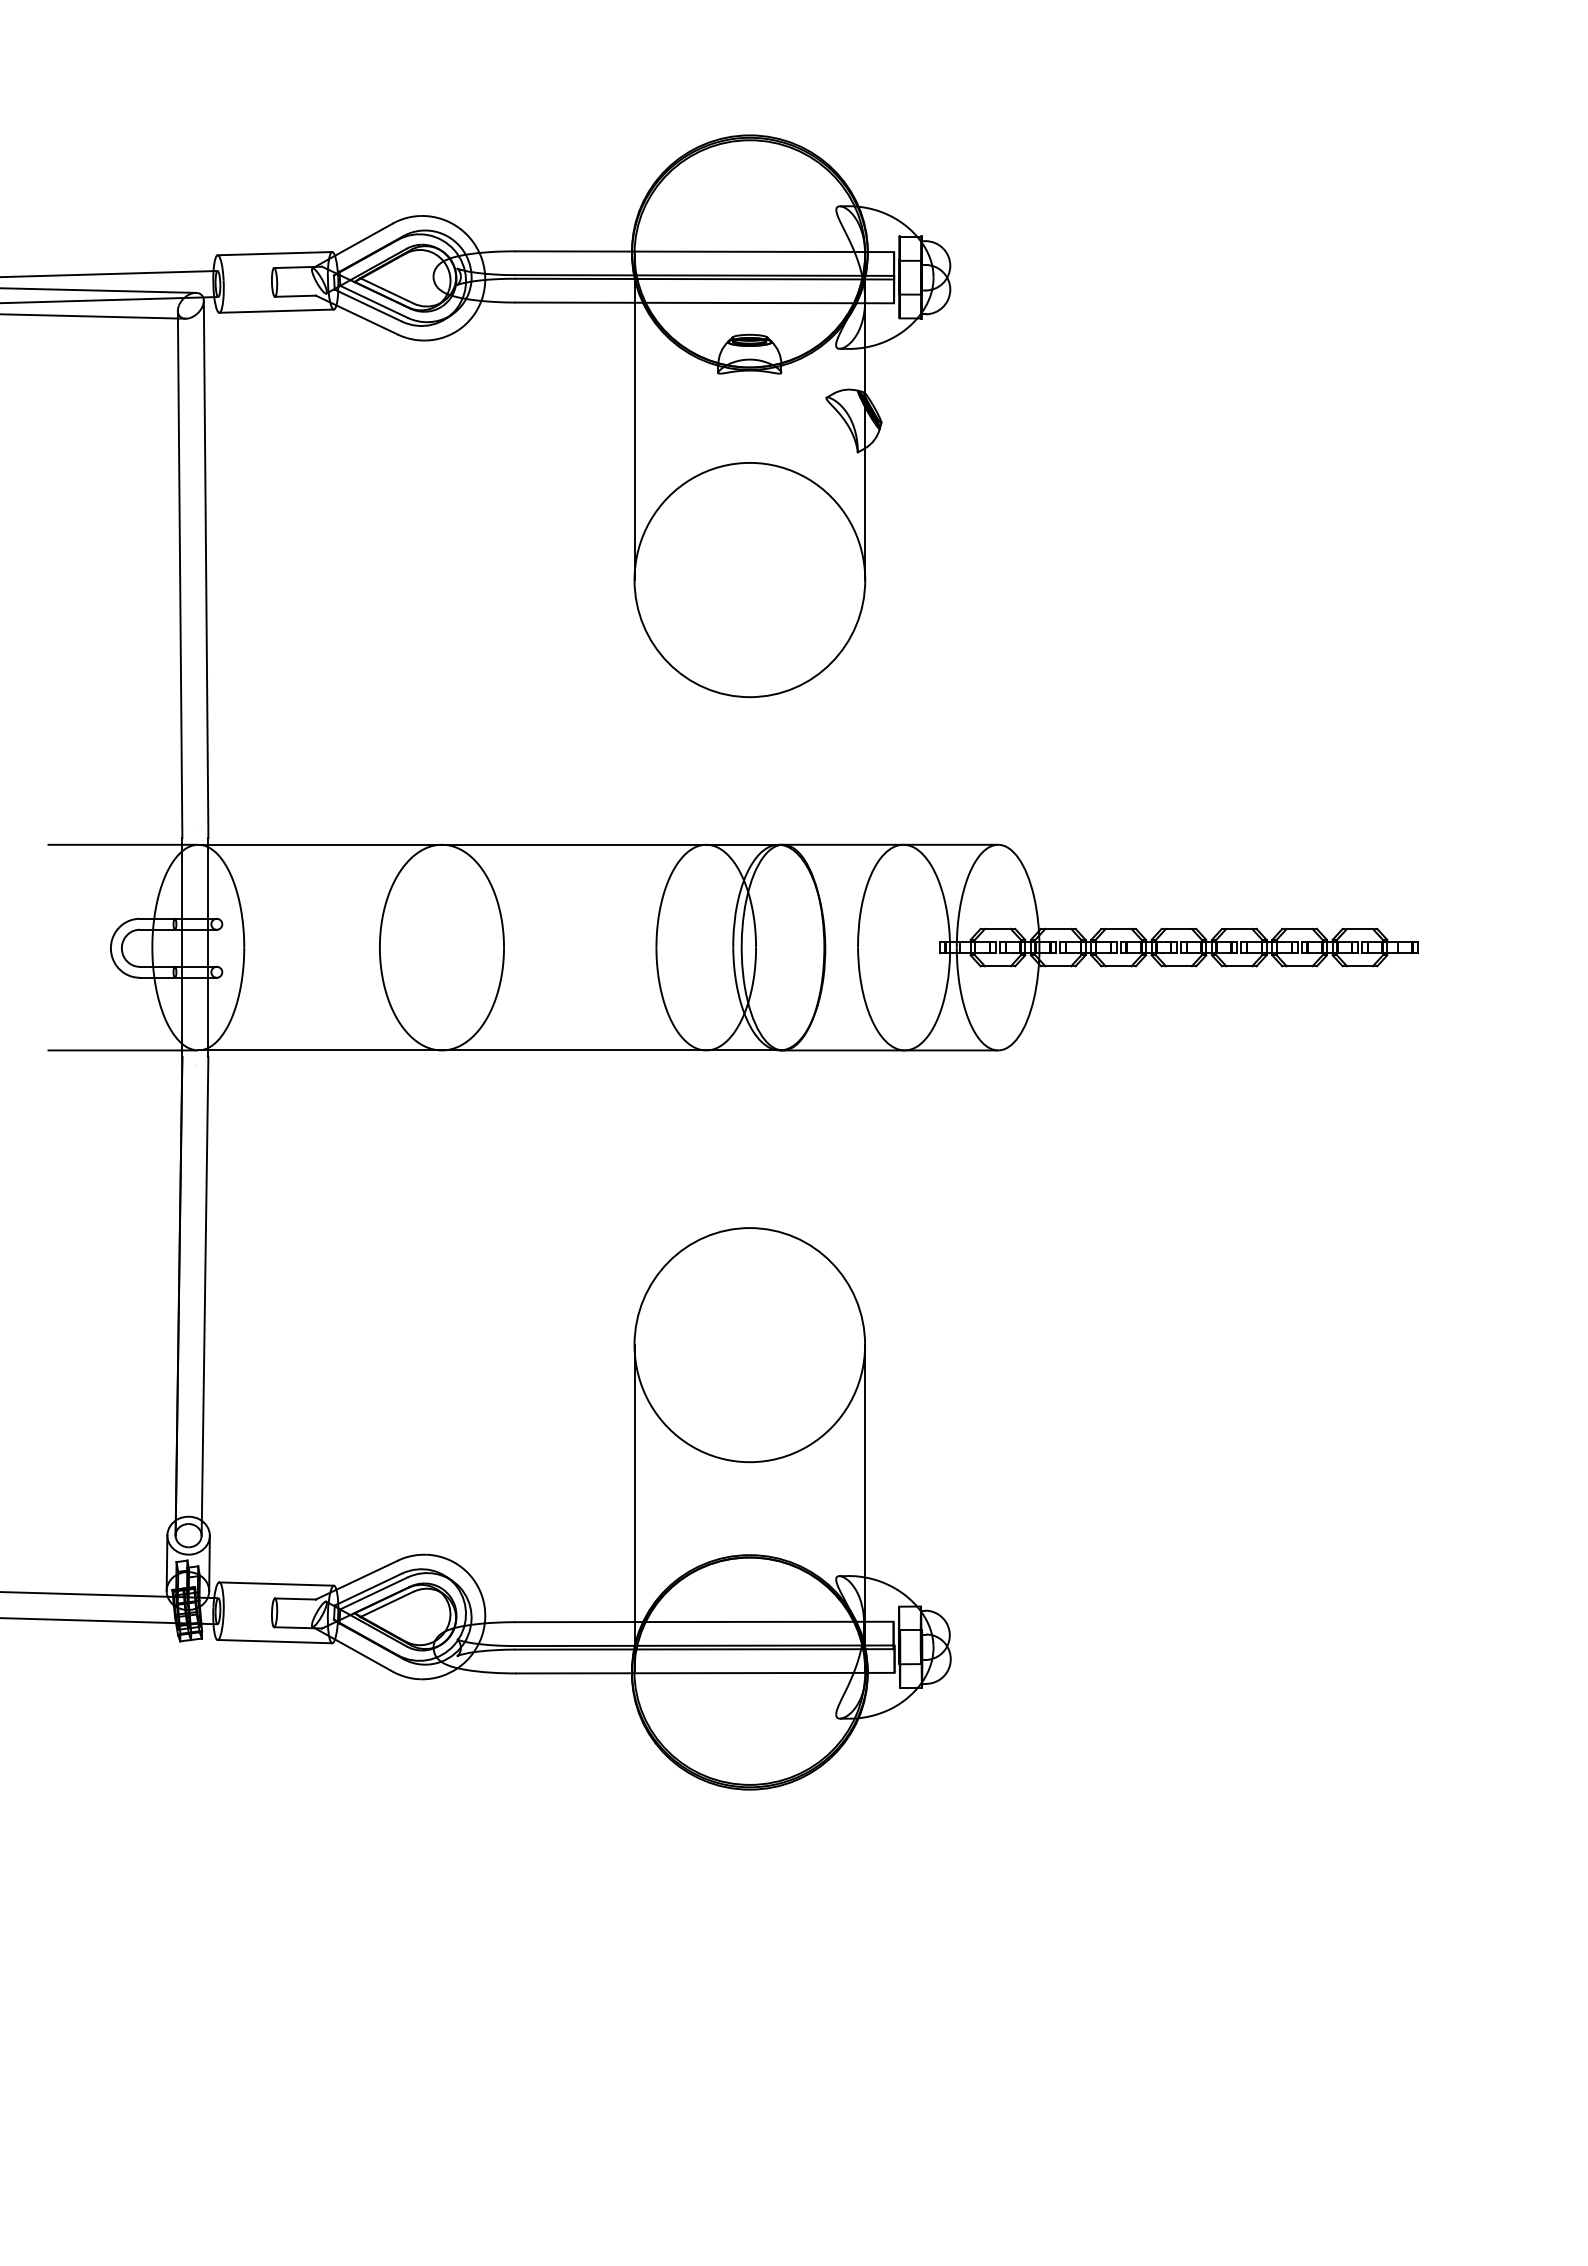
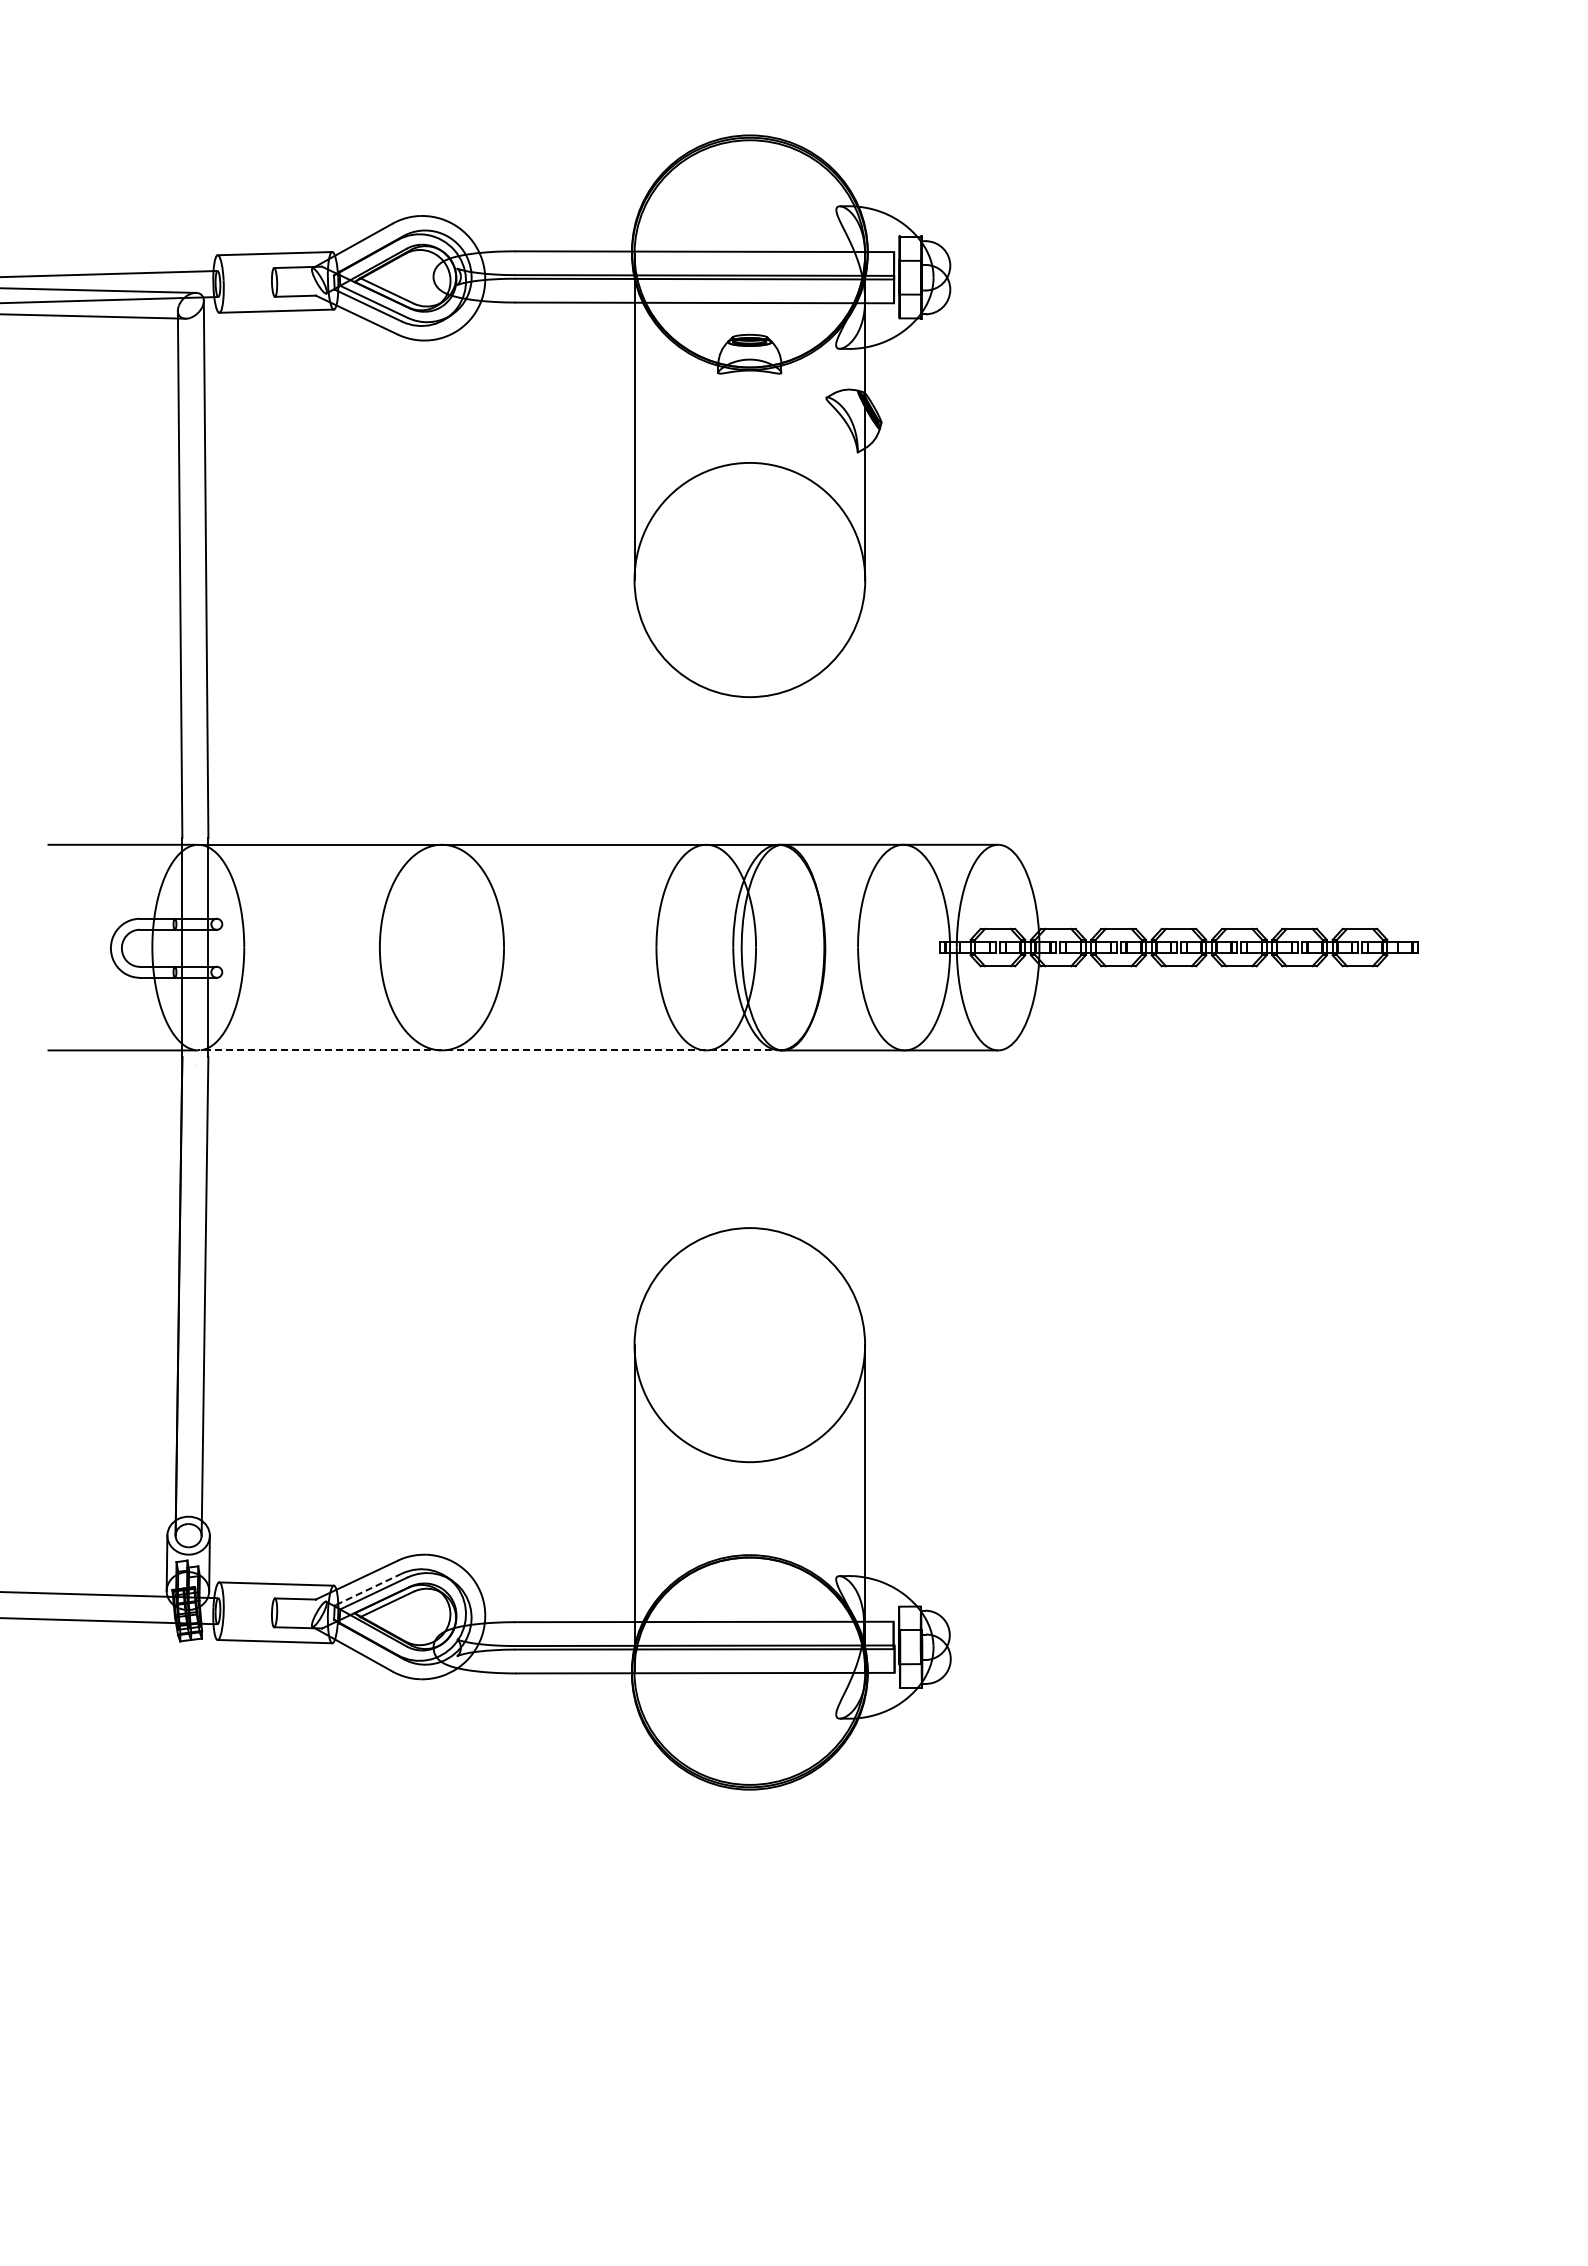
line: solid -> dashed (490, 1050)
line: solid -> dashed (367, 1589)
